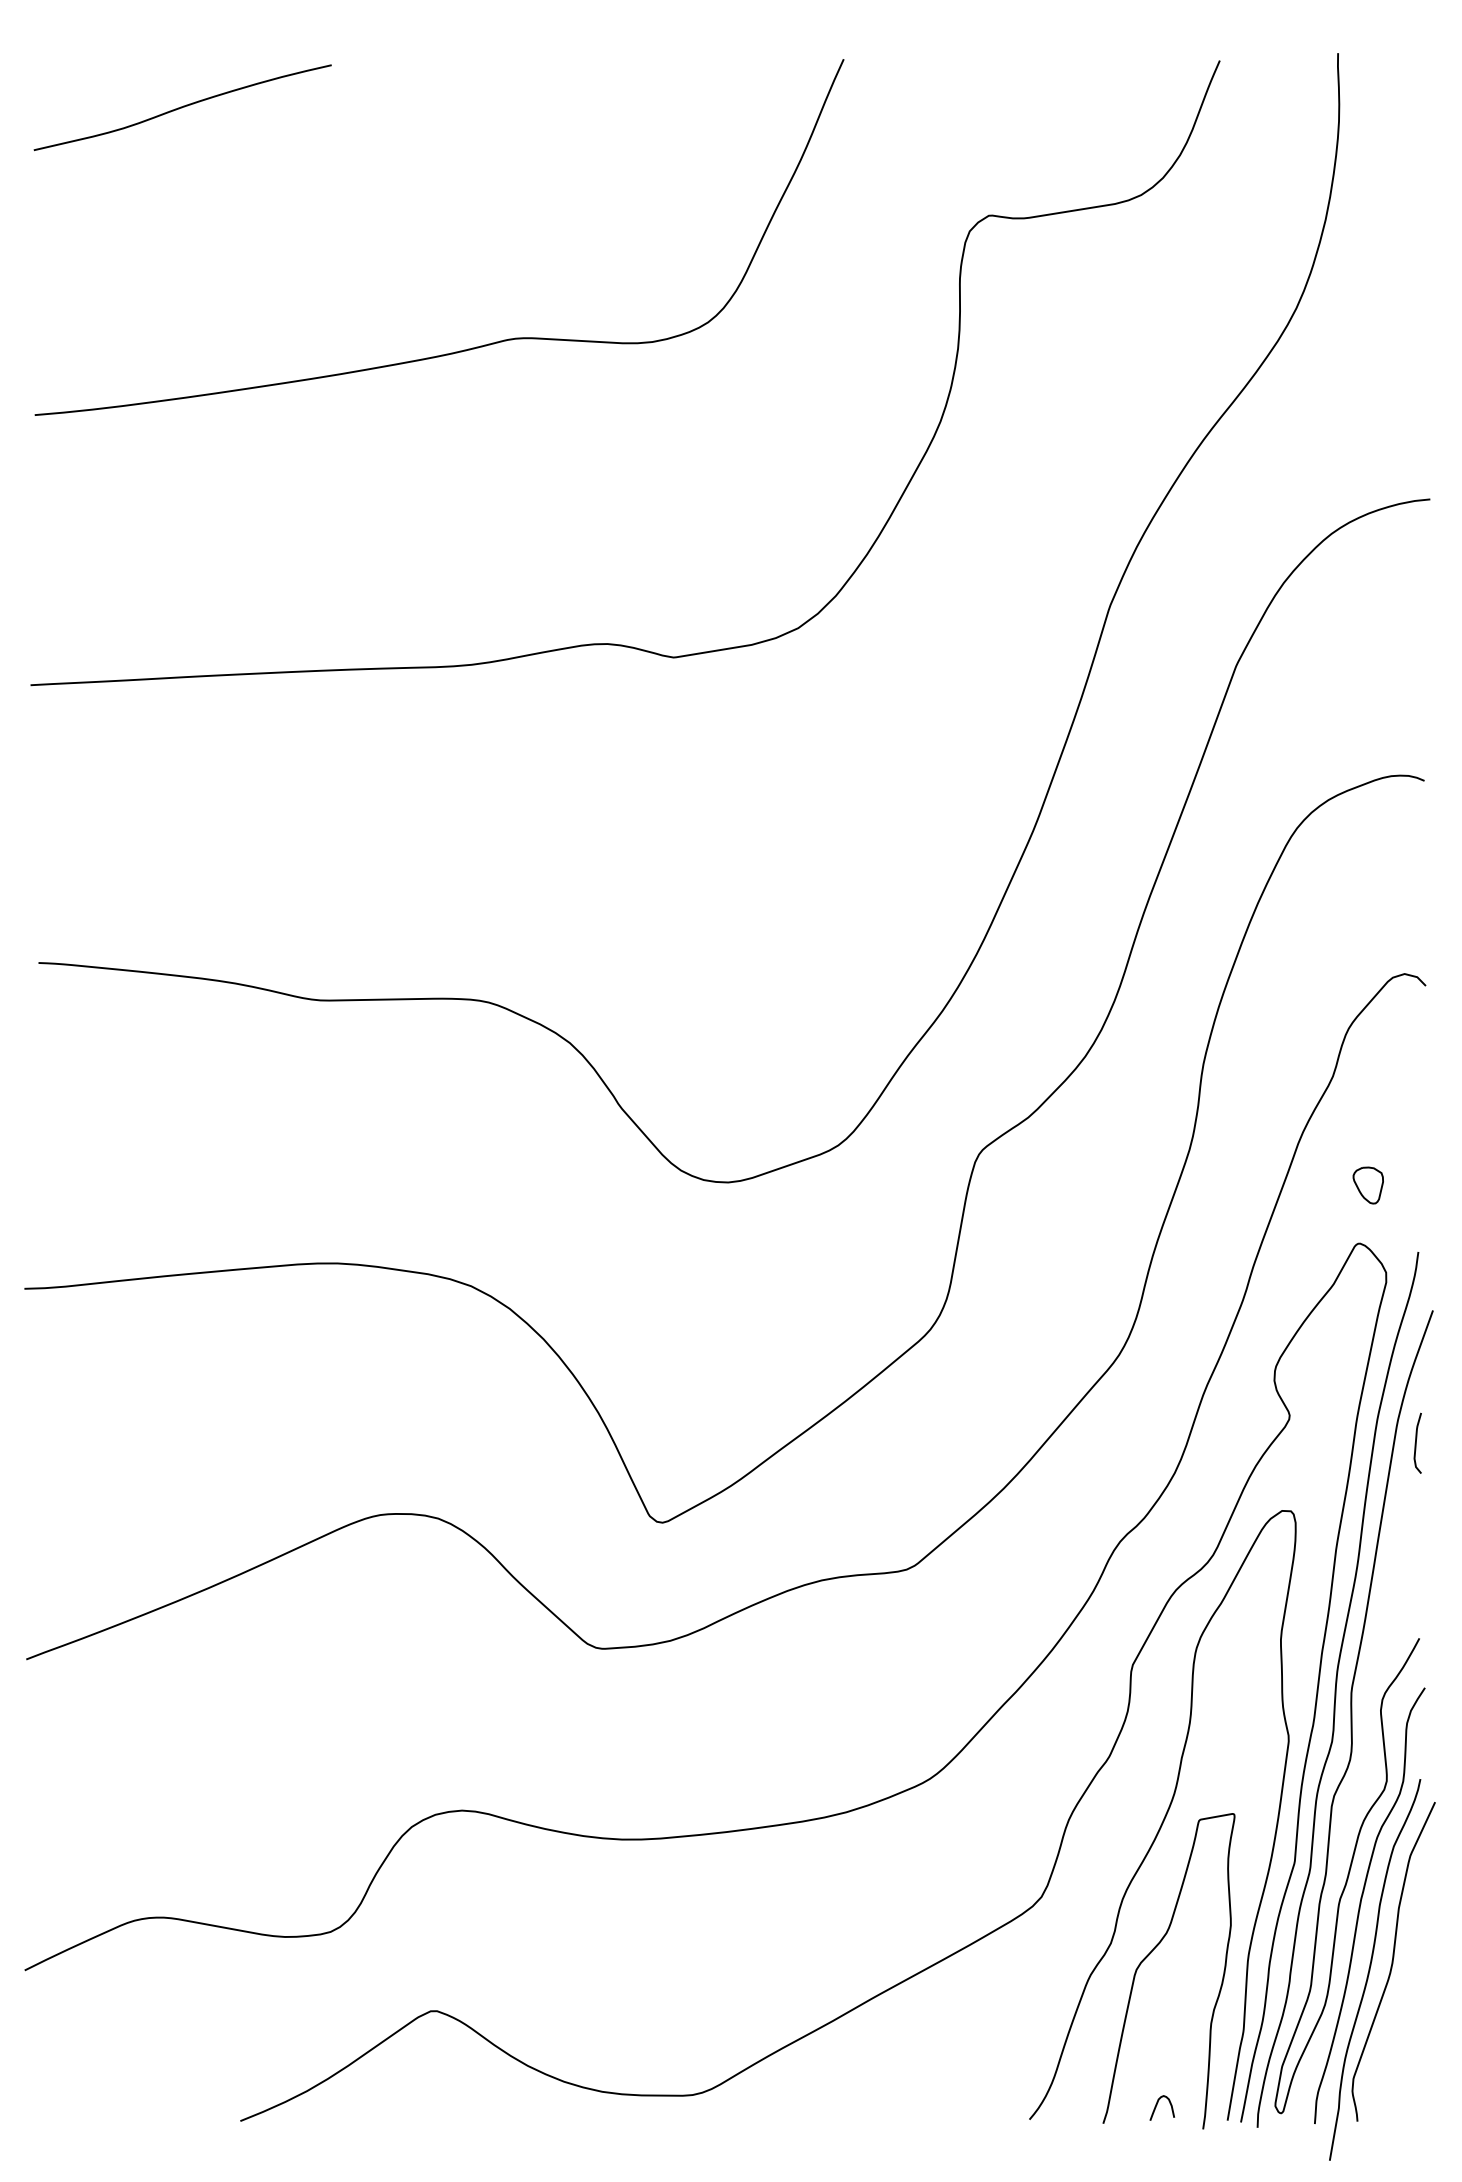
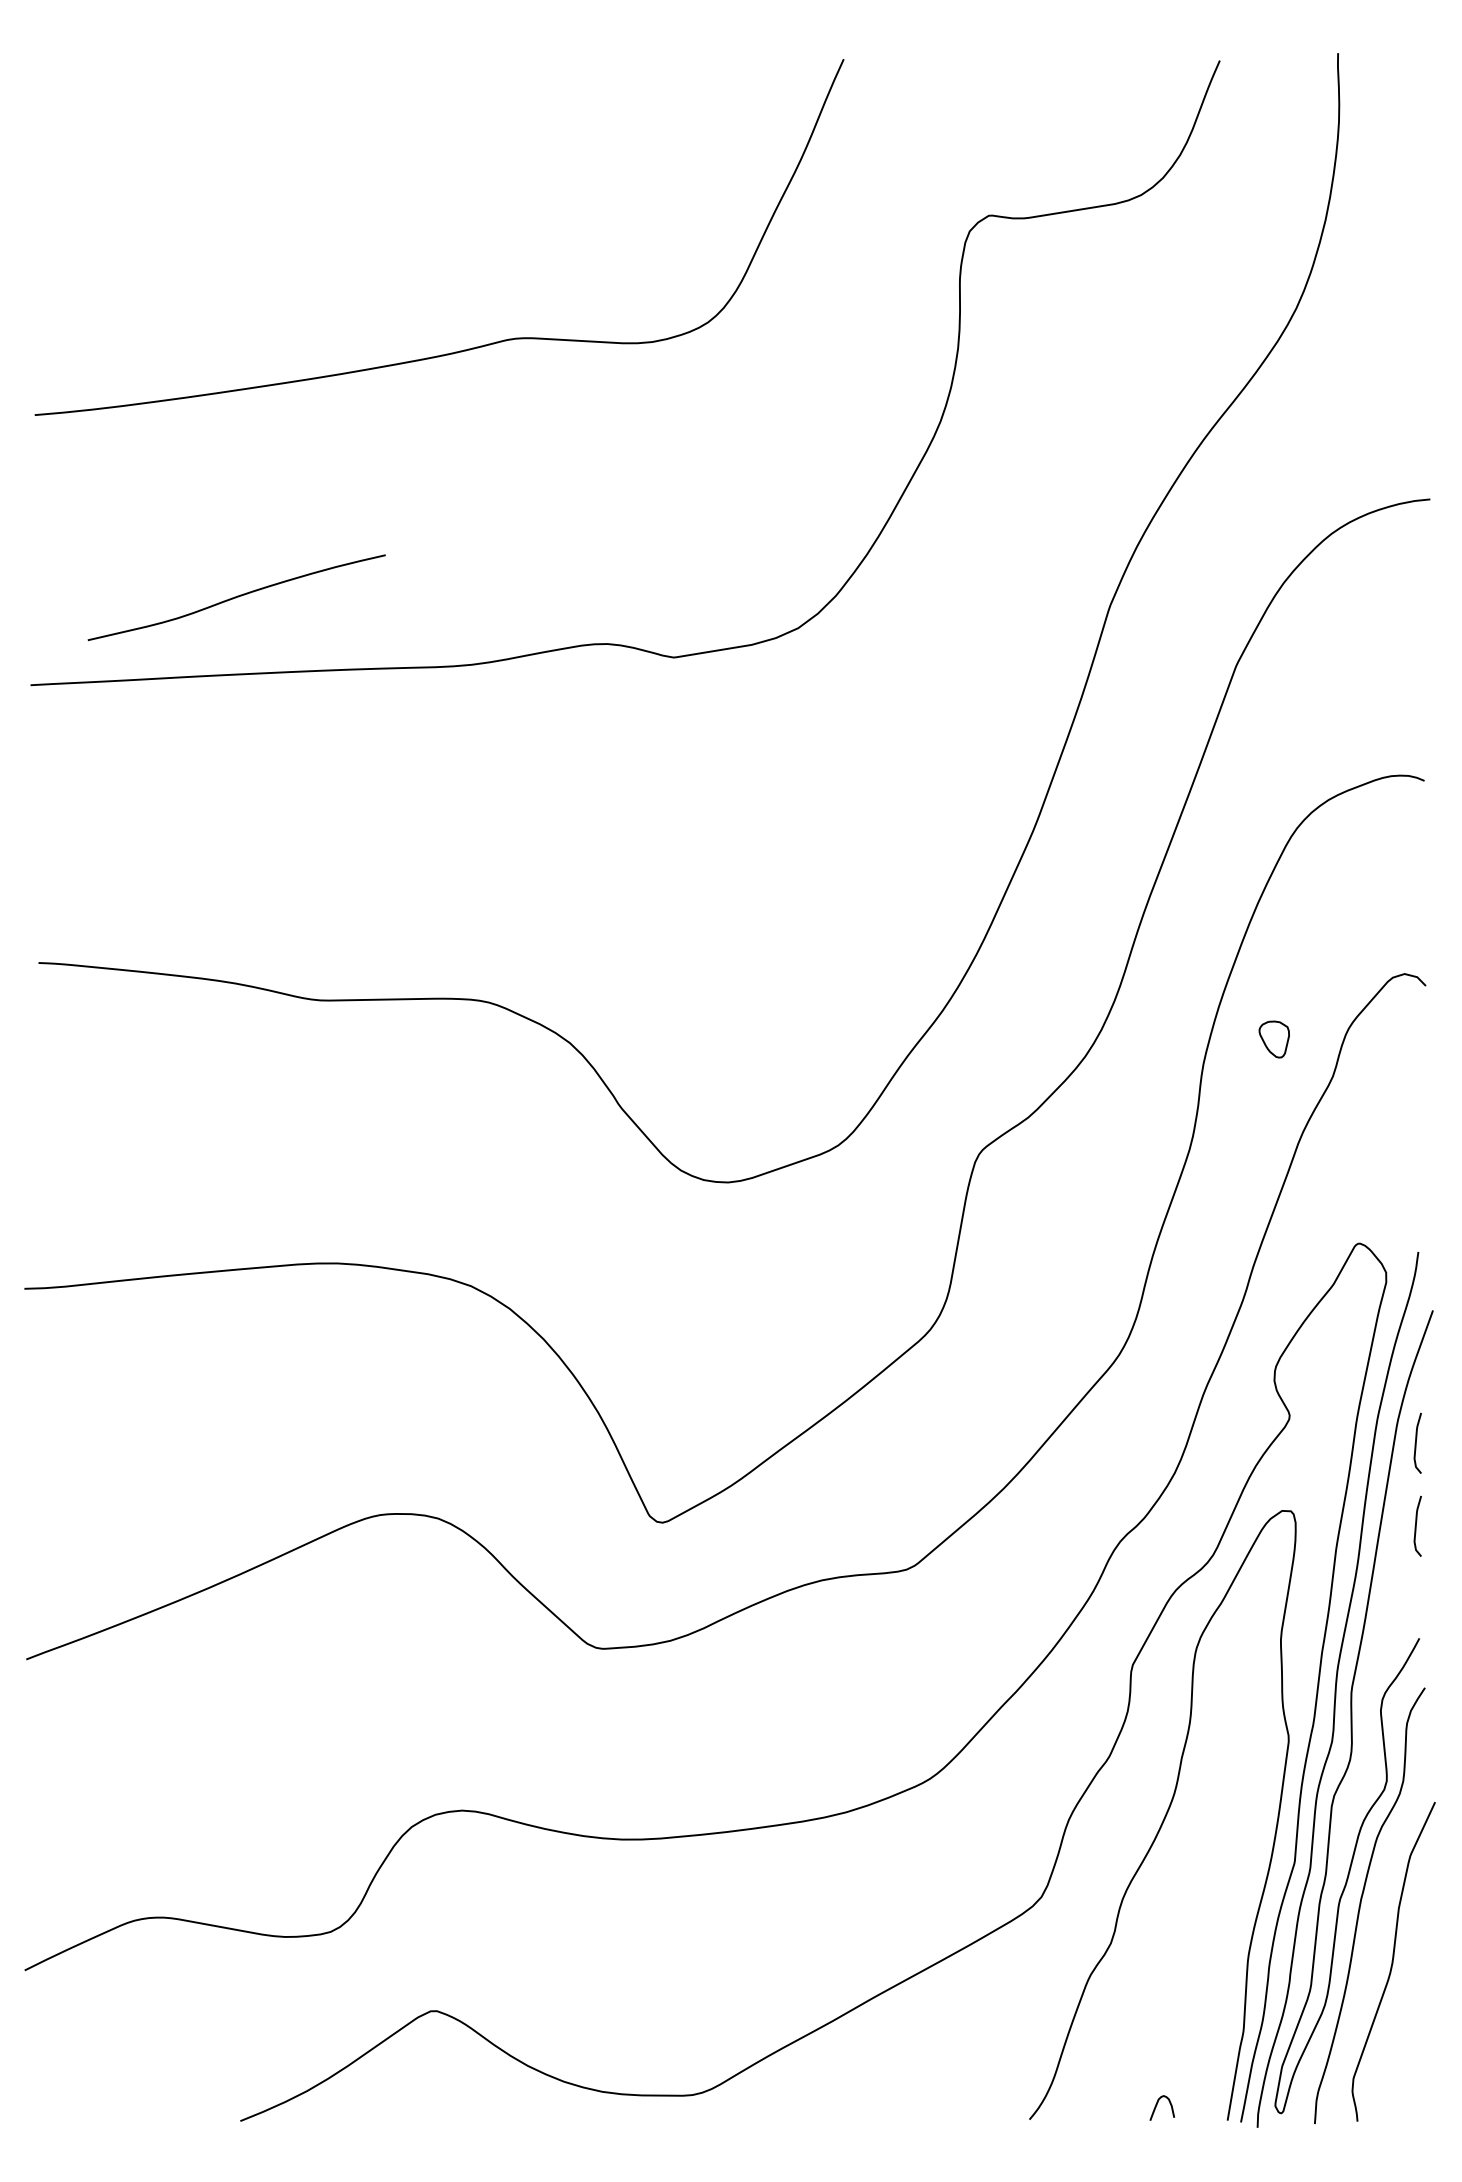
curve position: (182, 107) -> (236, 597) (236, 597)
part position: (1367, 1185) -> (1273, 1039) (1273, 1039)
curve: none -> present (1416, 1525)
curve: present -> none (1151, 1953)
curve: present -> none (1371, 1966)
